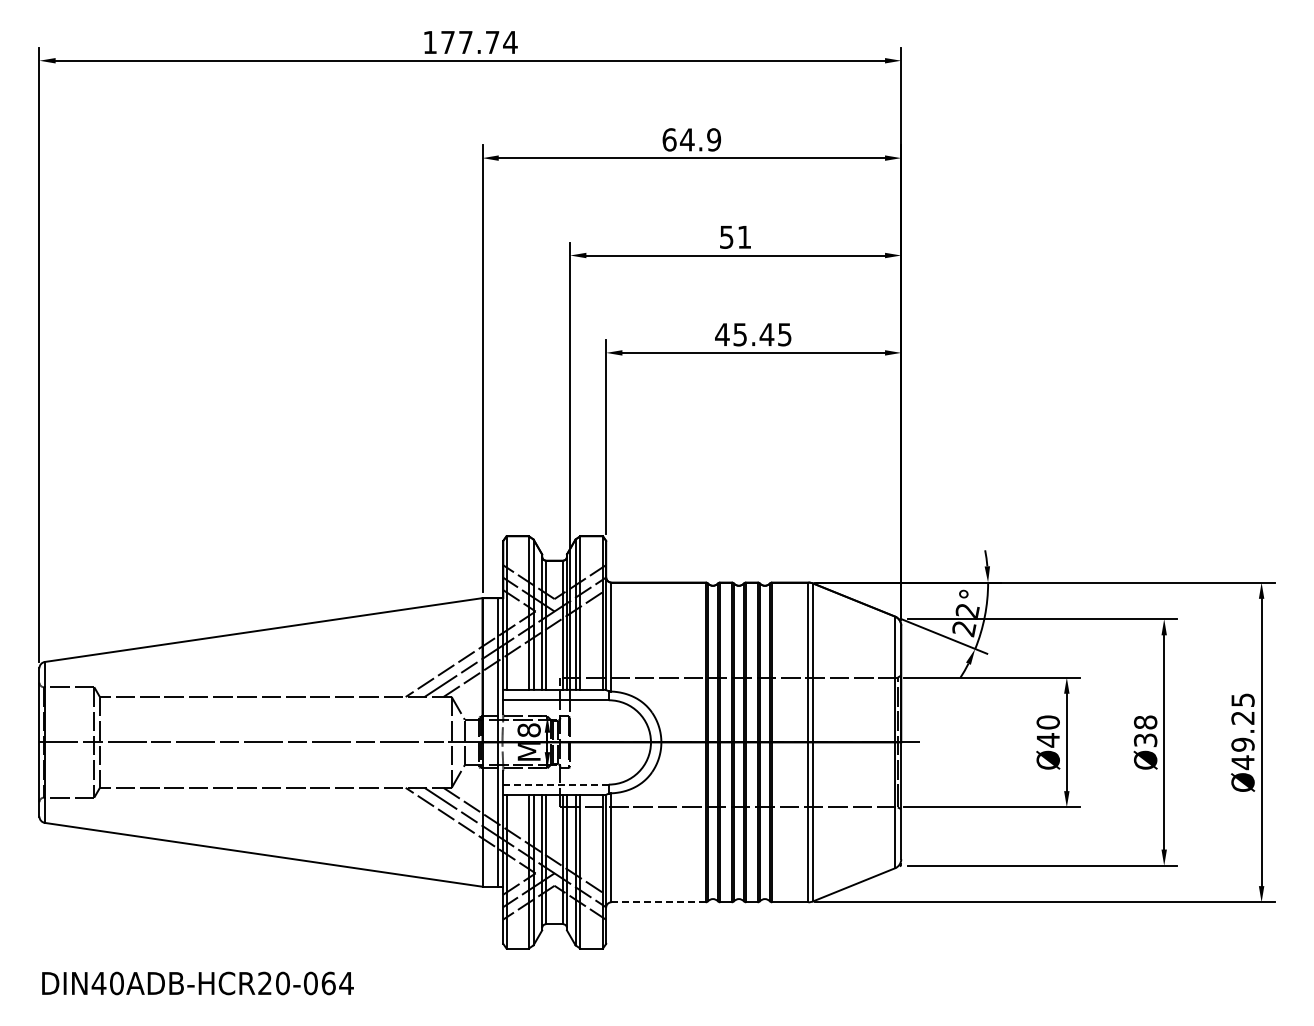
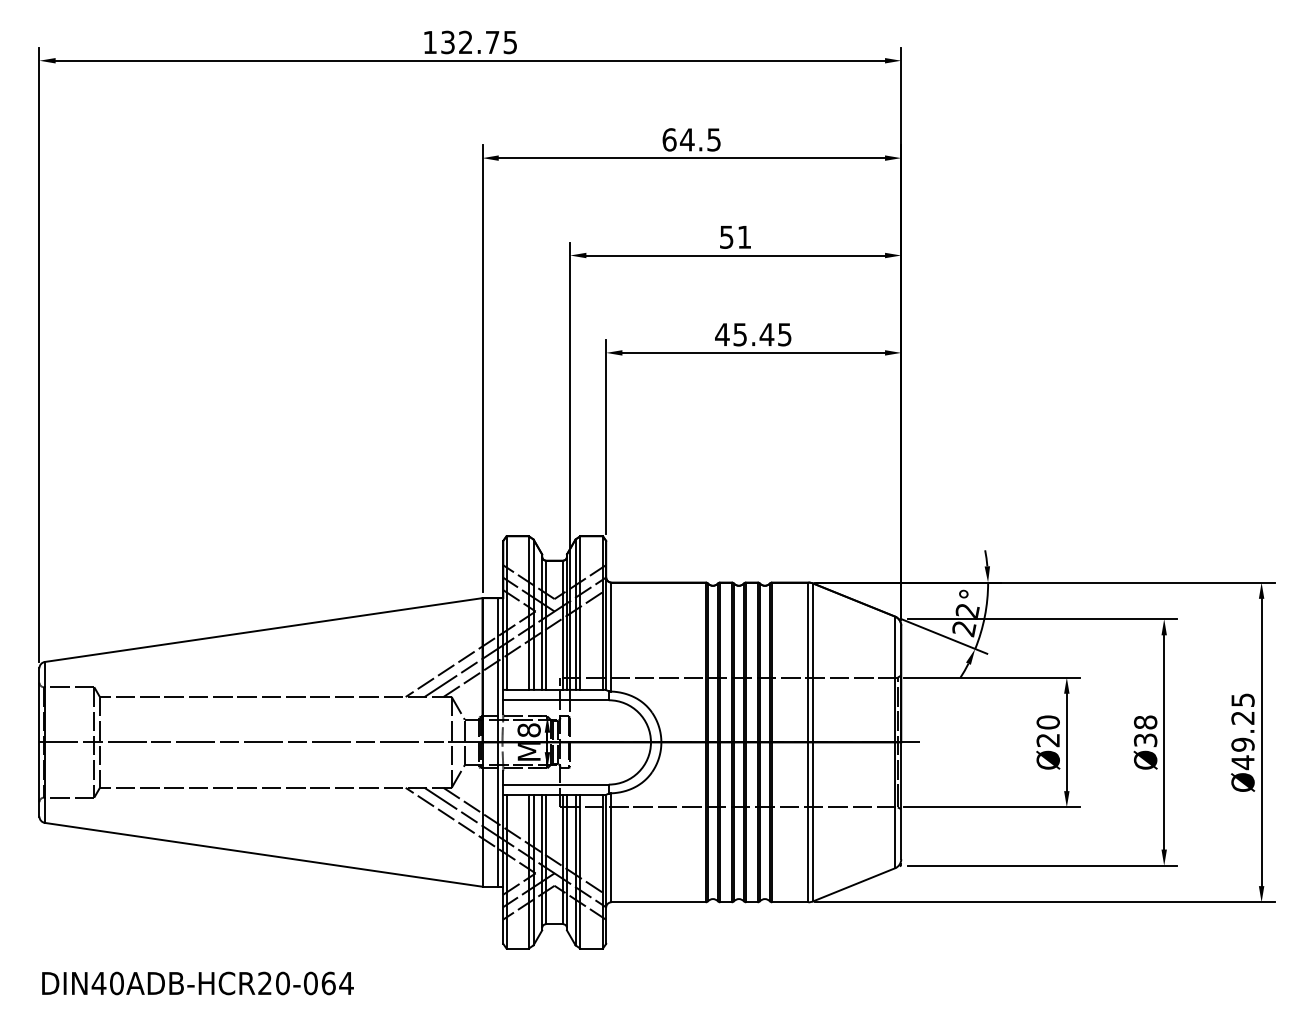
text: 177.74 -> 132.75 (479, 42)
text: 64.9 -> 64.5 (714, 139)
text: Ø40 -> Ø20 (1047, 740)
line: dashed -> solid (556, 784)
line: dashed -> solid (658, 902)
